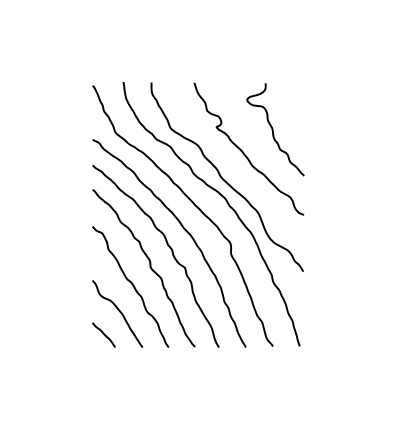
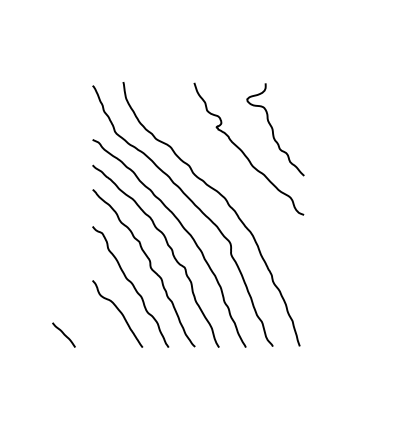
curve: present -> none (223, 178)
curve position: (103, 334) -> (63, 334) (63, 334)
